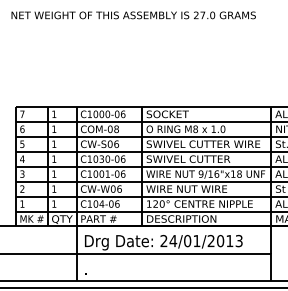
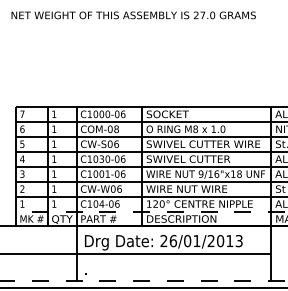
line: solid -> dashed (151, 211)
text: 24/01/2013 -> 26/01/2013 (173, 240)
line: solid -> dashed (143, 281)
